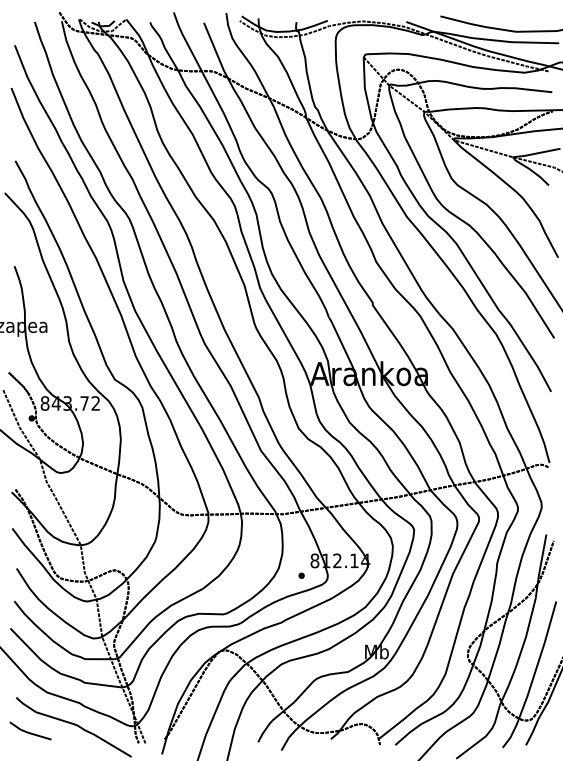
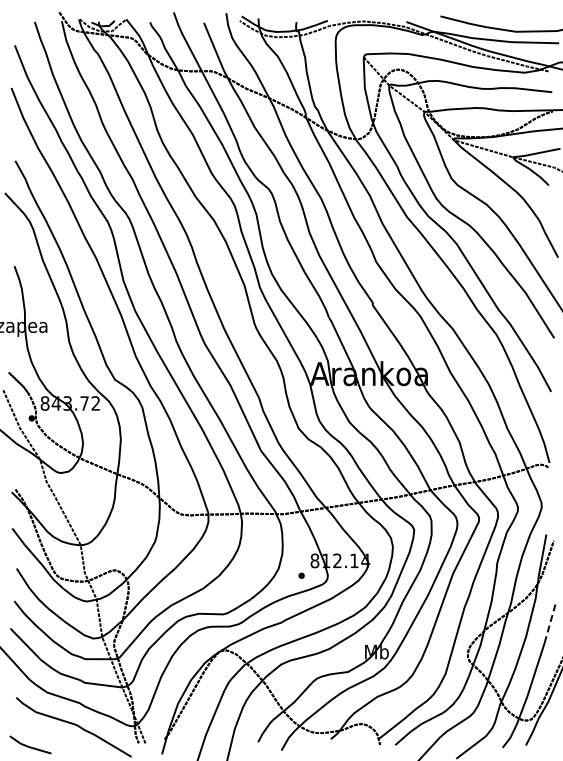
line: solid -> dashed (550, 622)
line position: (30, 732) -> (30, 746) (30, 746)
